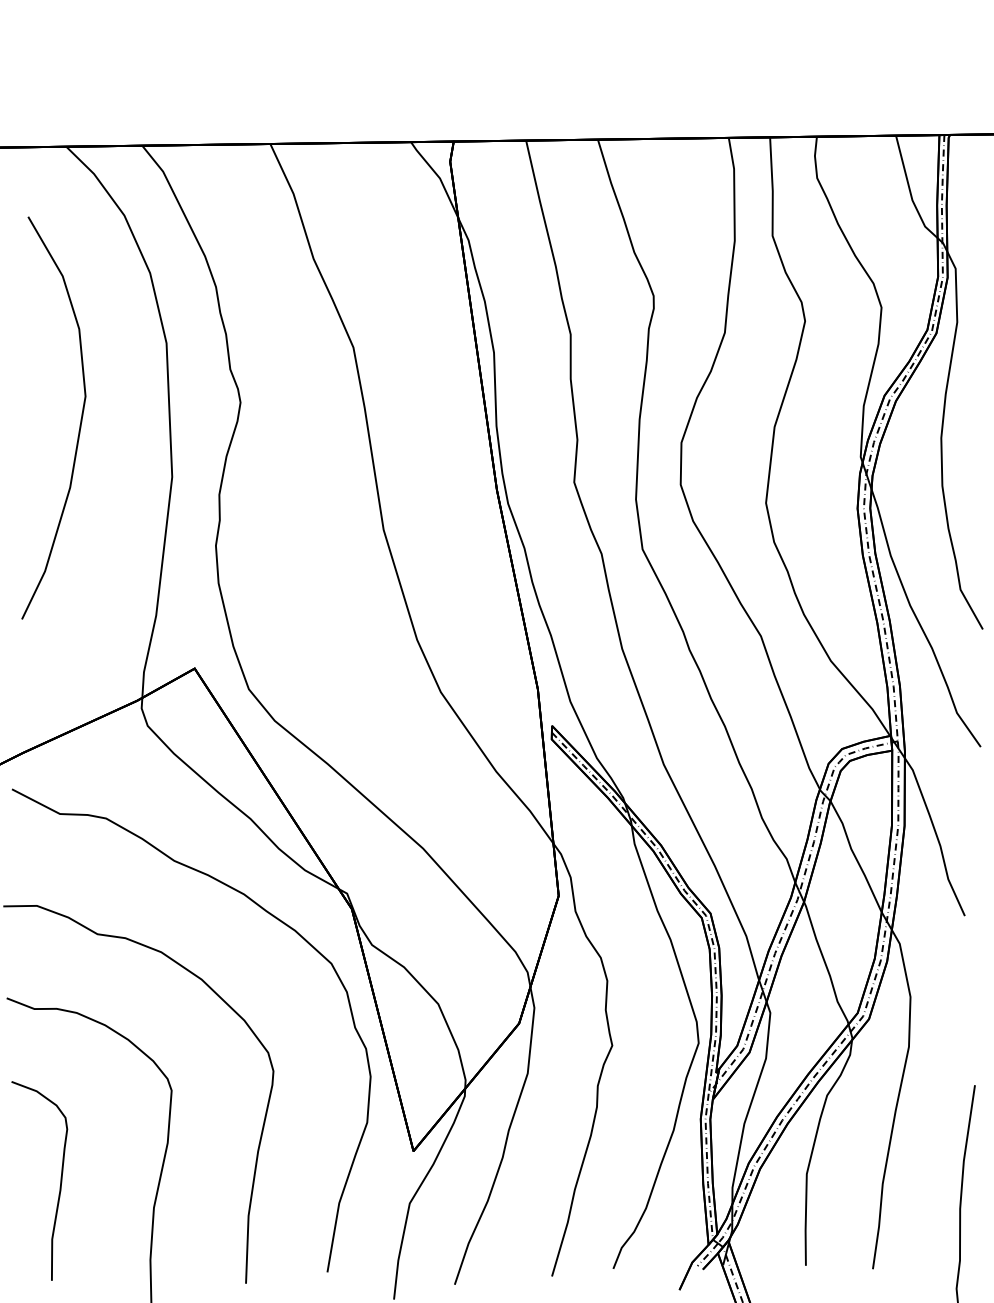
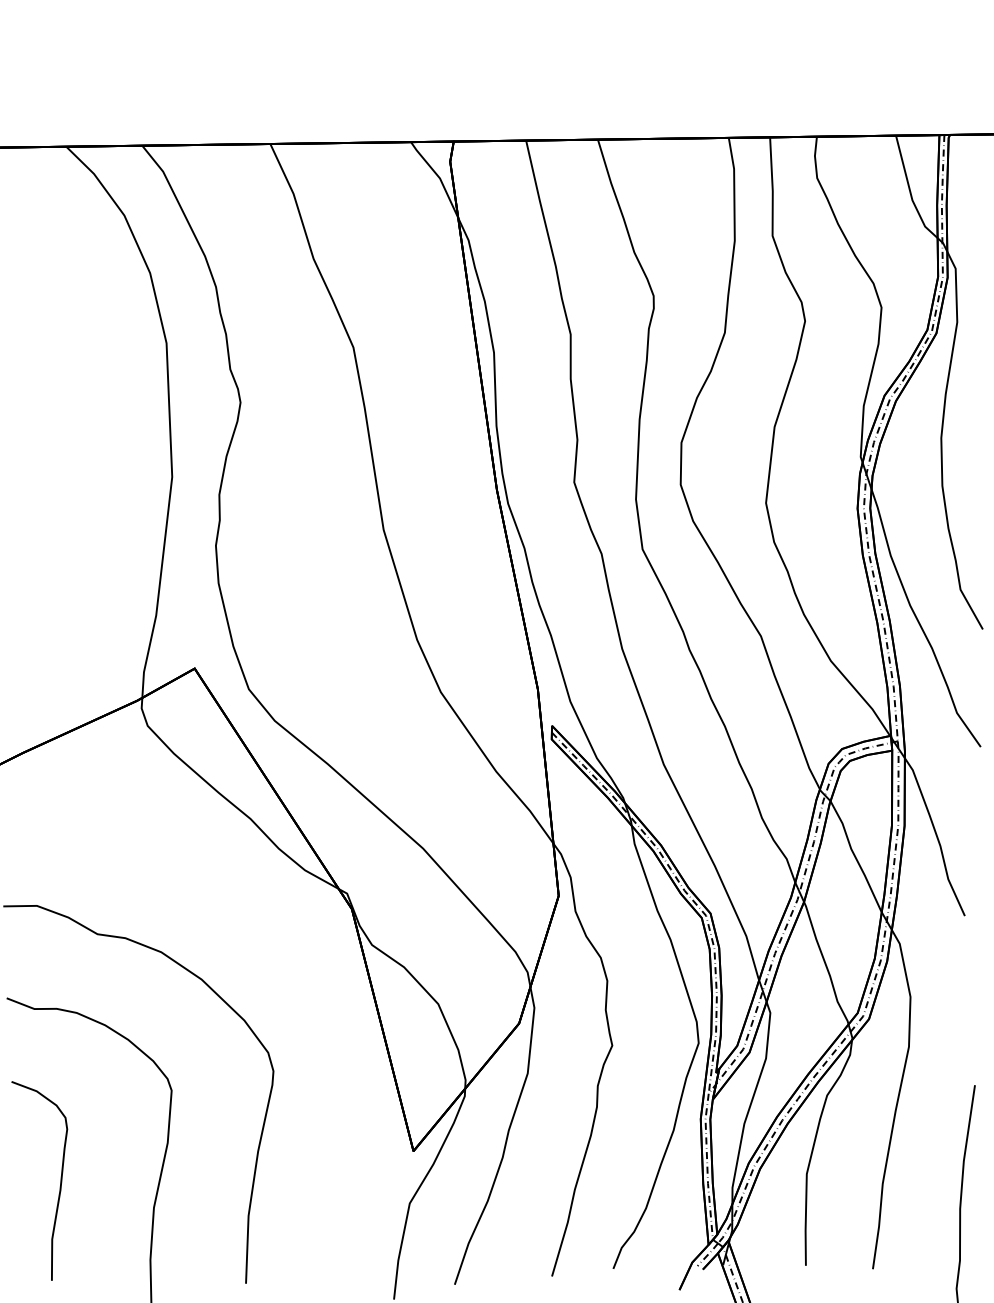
curve: present -> none (79, 424)
curve: present -> none (270, 915)
